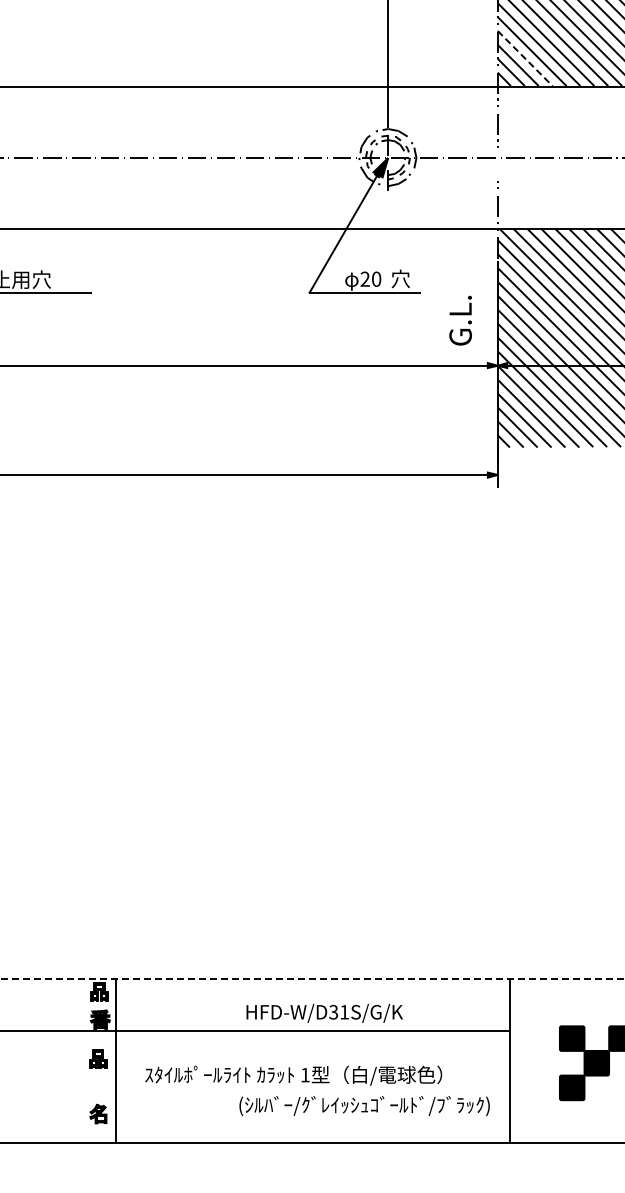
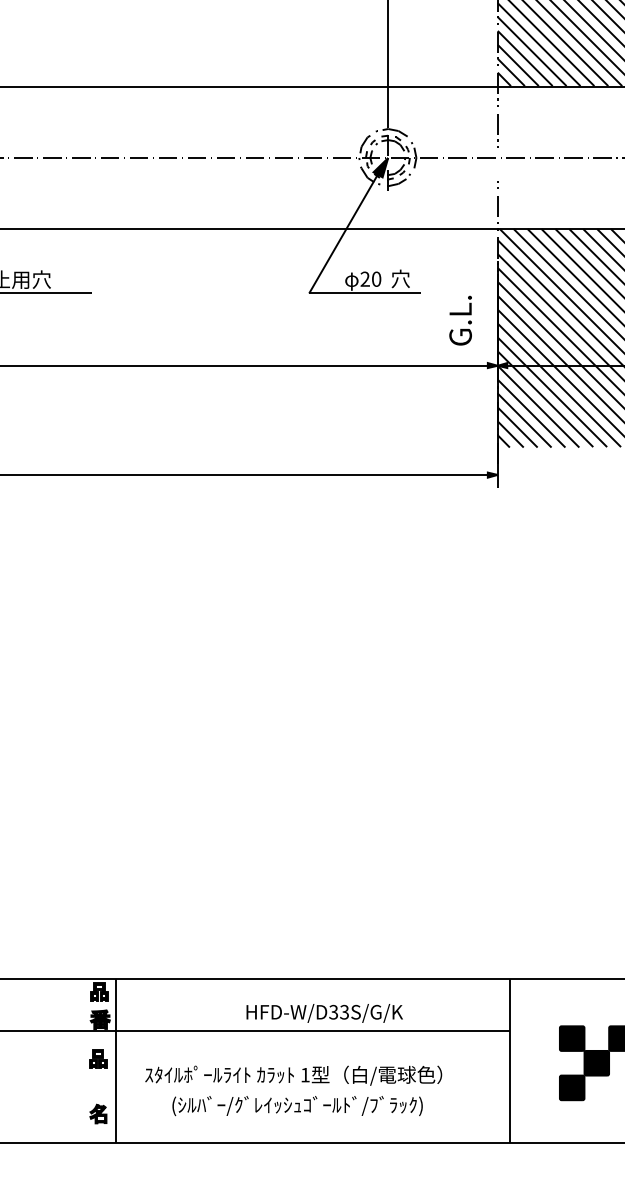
line: dashed -> solid (525, 58)
line: dashed -> solid (312, 978)
text: HFD-W/D31S/G/K -> HFD-W/D33S/G/K (344, 1011)
text position: (364, 1106) -> (297, 1106) (297, 1106)
